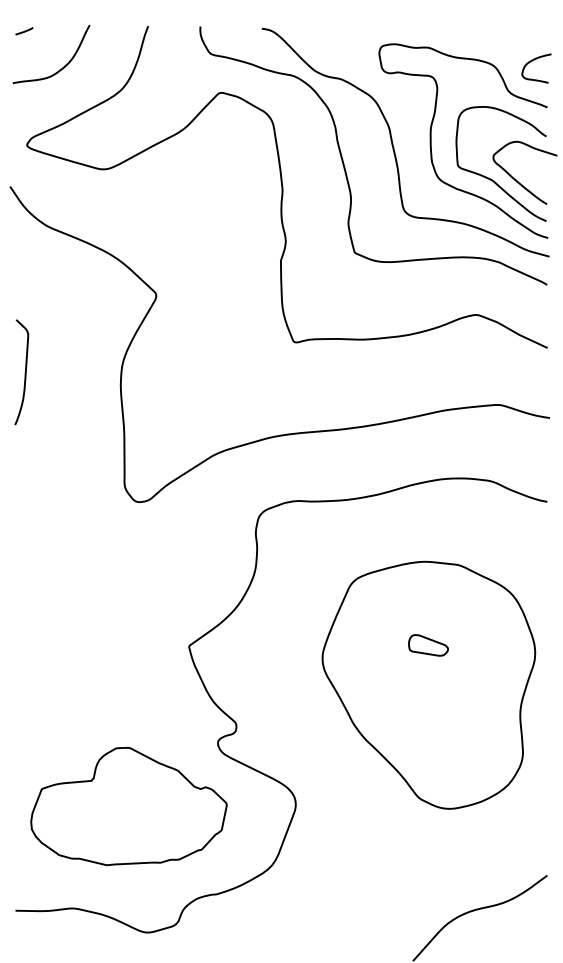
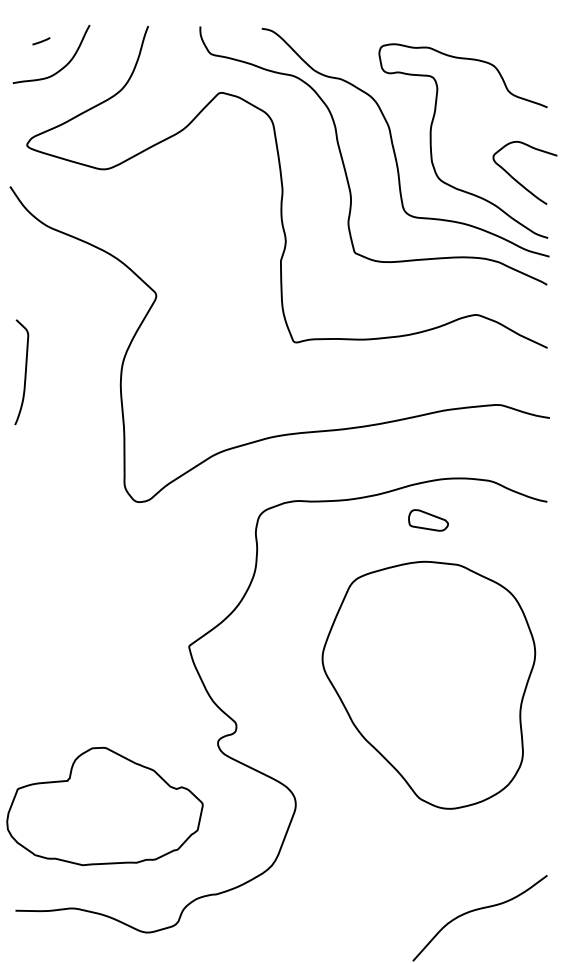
line position: (24, 31) -> (41, 41) (41, 41)
curve: present -> none (532, 61)
curve: present -> none (492, 179)
part position: (428, 645) -> (428, 520) (428, 520)
part position: (128, 806) -> (104, 806) (104, 806)
